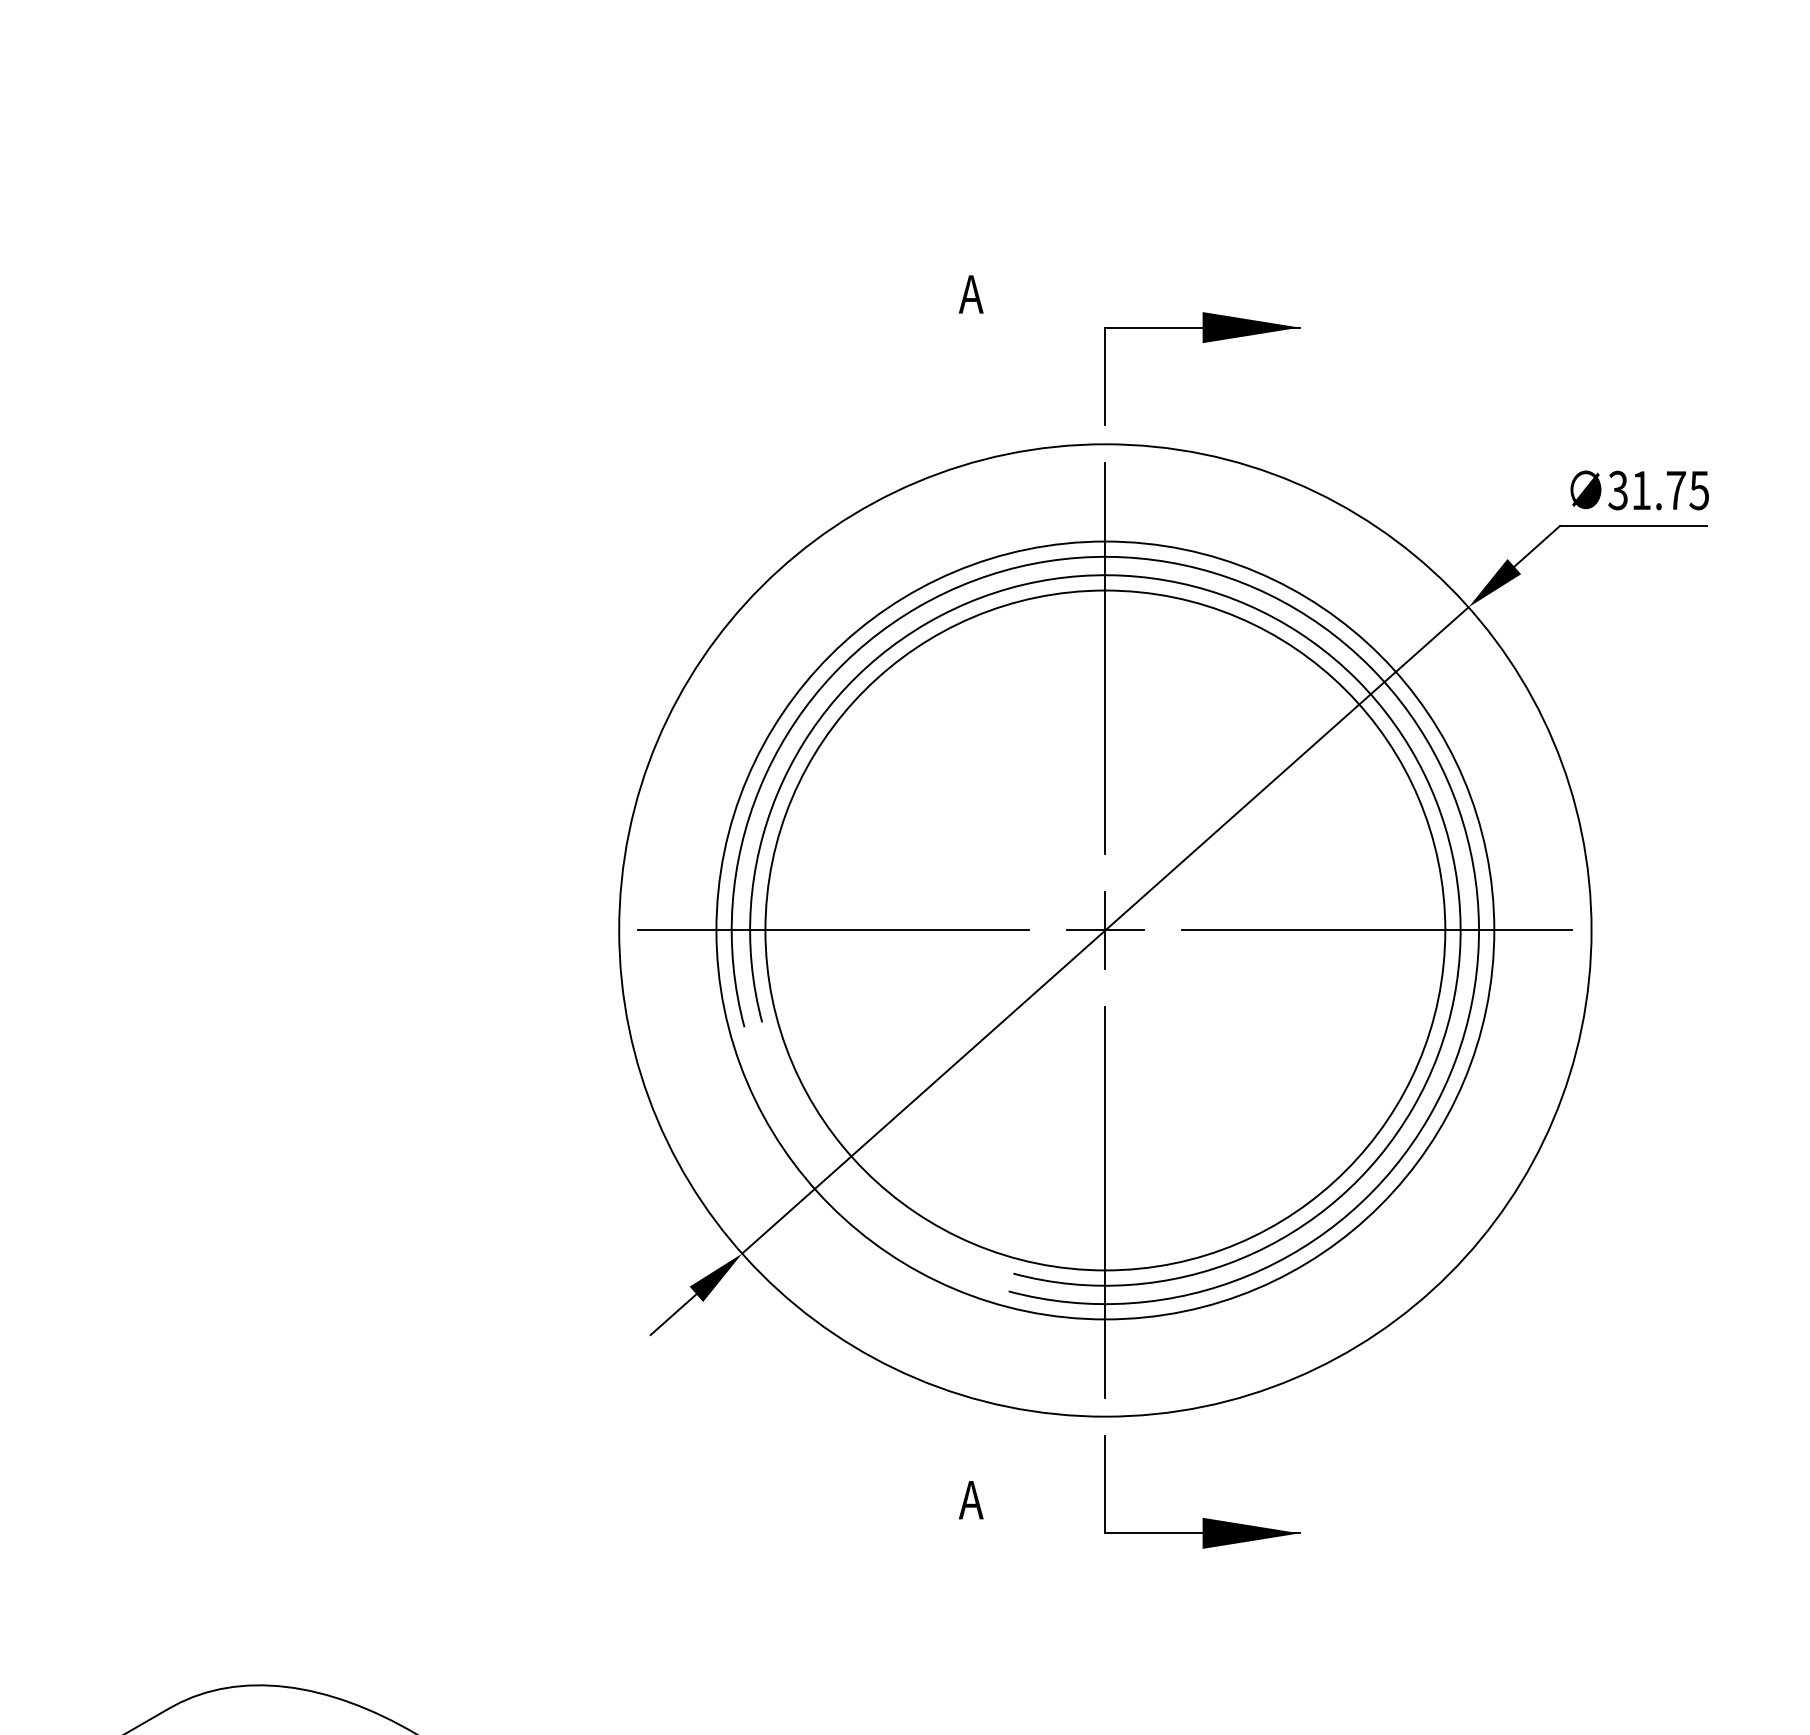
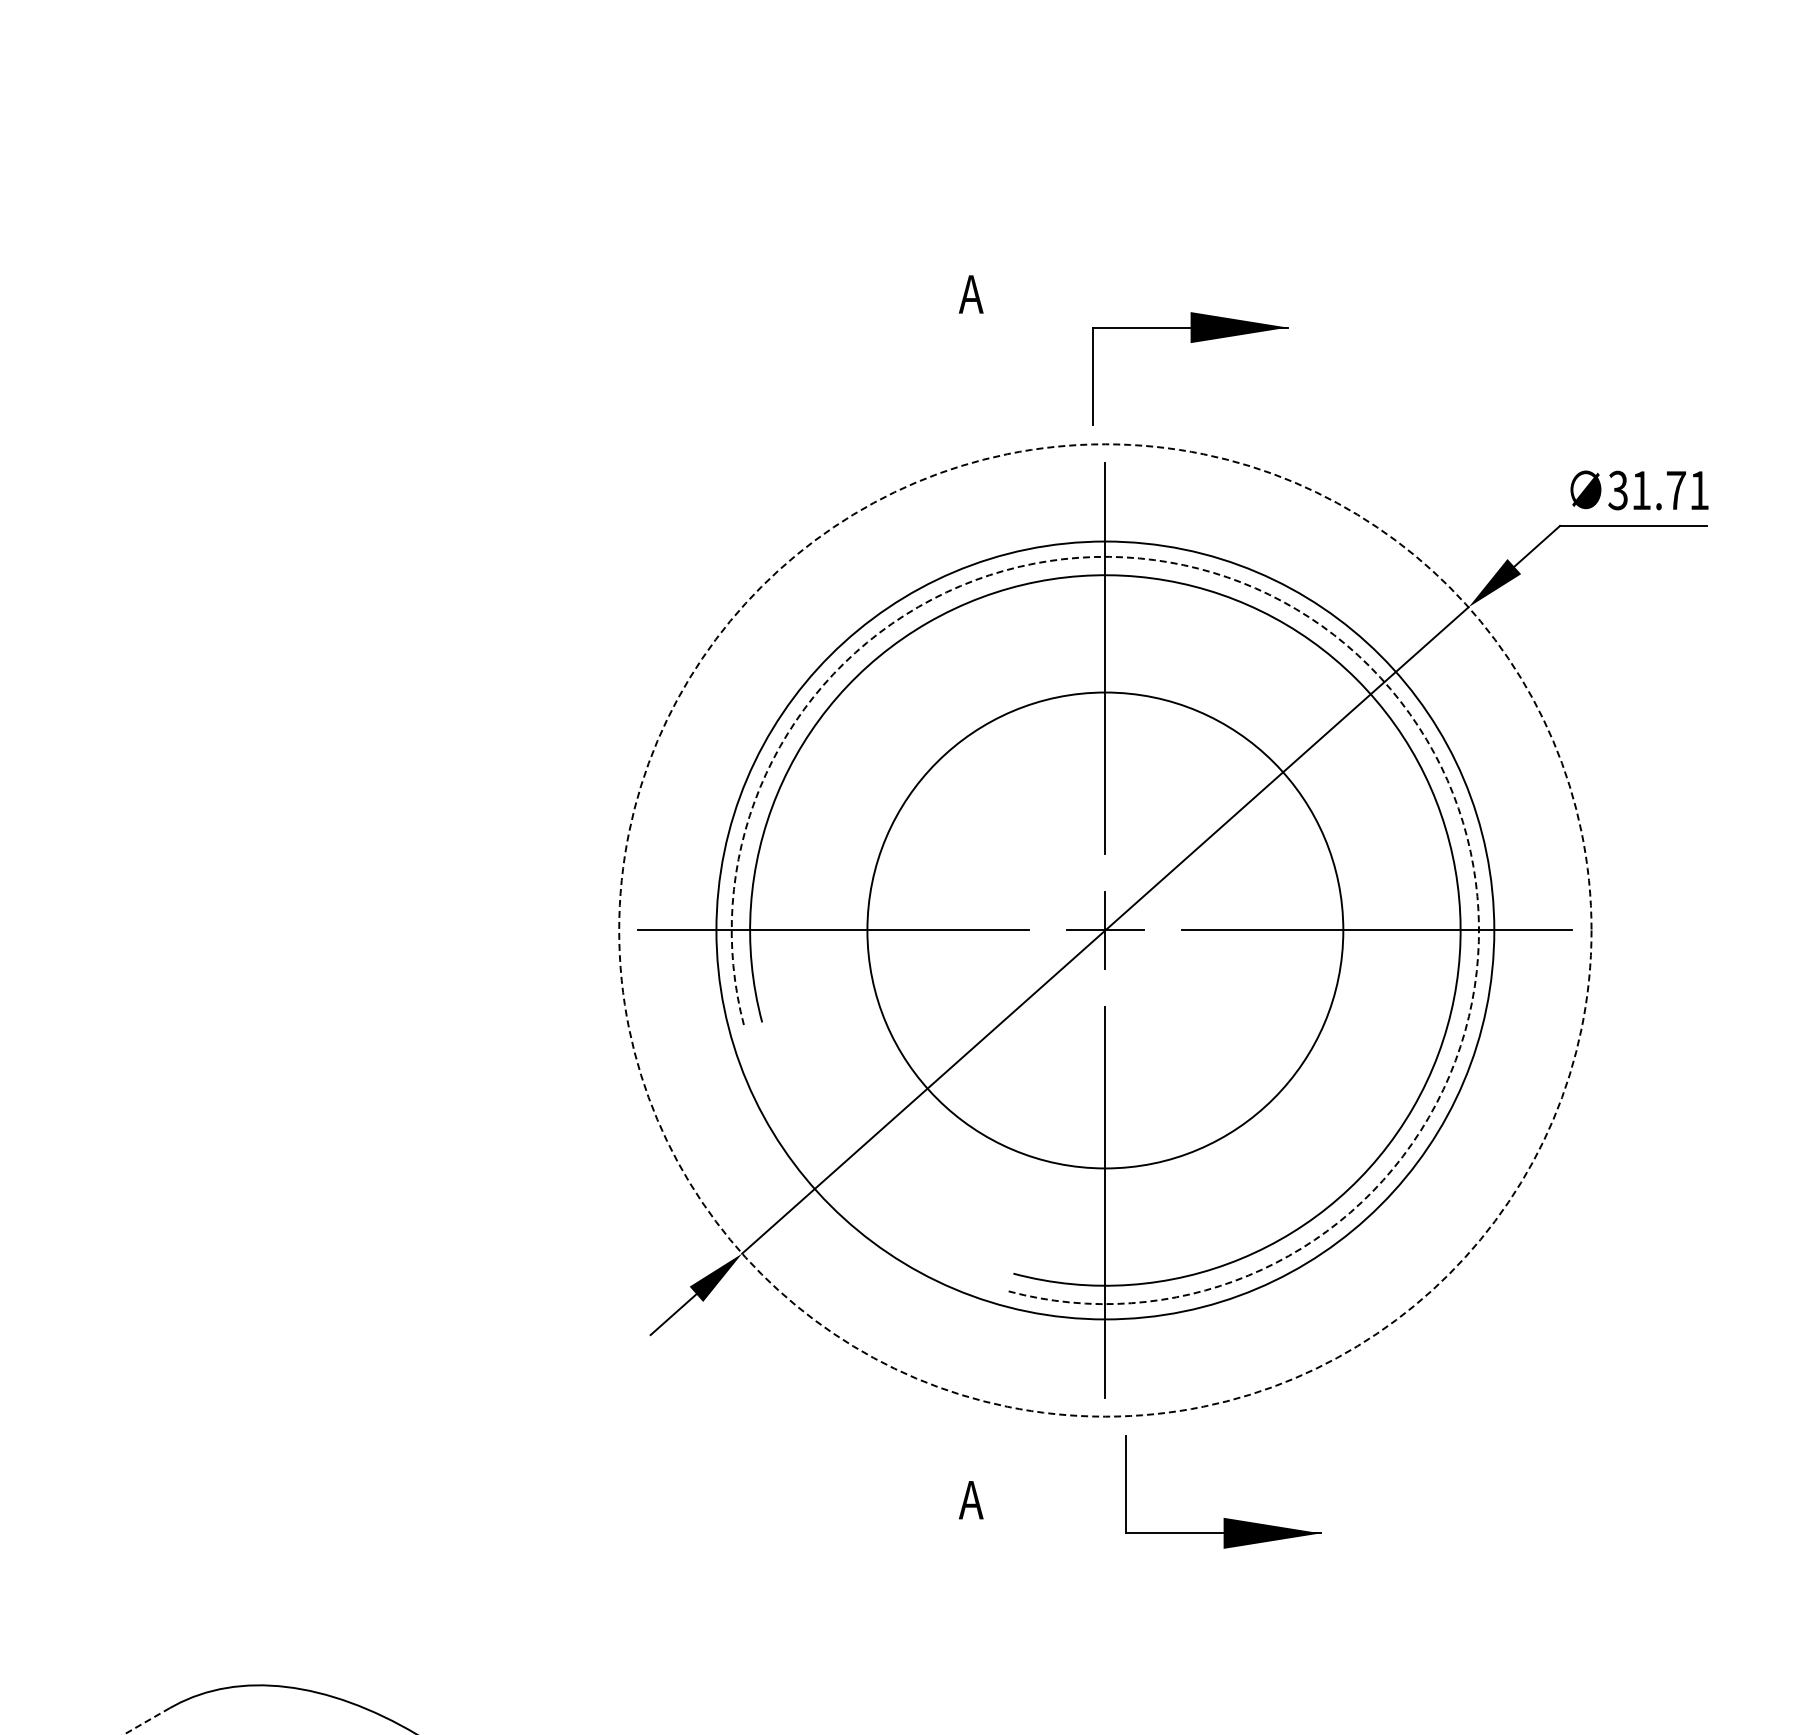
part position: (1202, 342) -> (1190, 342) (1190, 342)
text: 31.75 -> 31.71 (1698, 490)
arc: solid -> dashed (1369, 666)
circle diameter: 680 px -> 476 px (1105, 930)
circle: solid -> dashed (1105, 930)
part position: (1202, 1518) -> (1223, 1518) (1223, 1518)
line: solid -> dashed (146, 1721)
